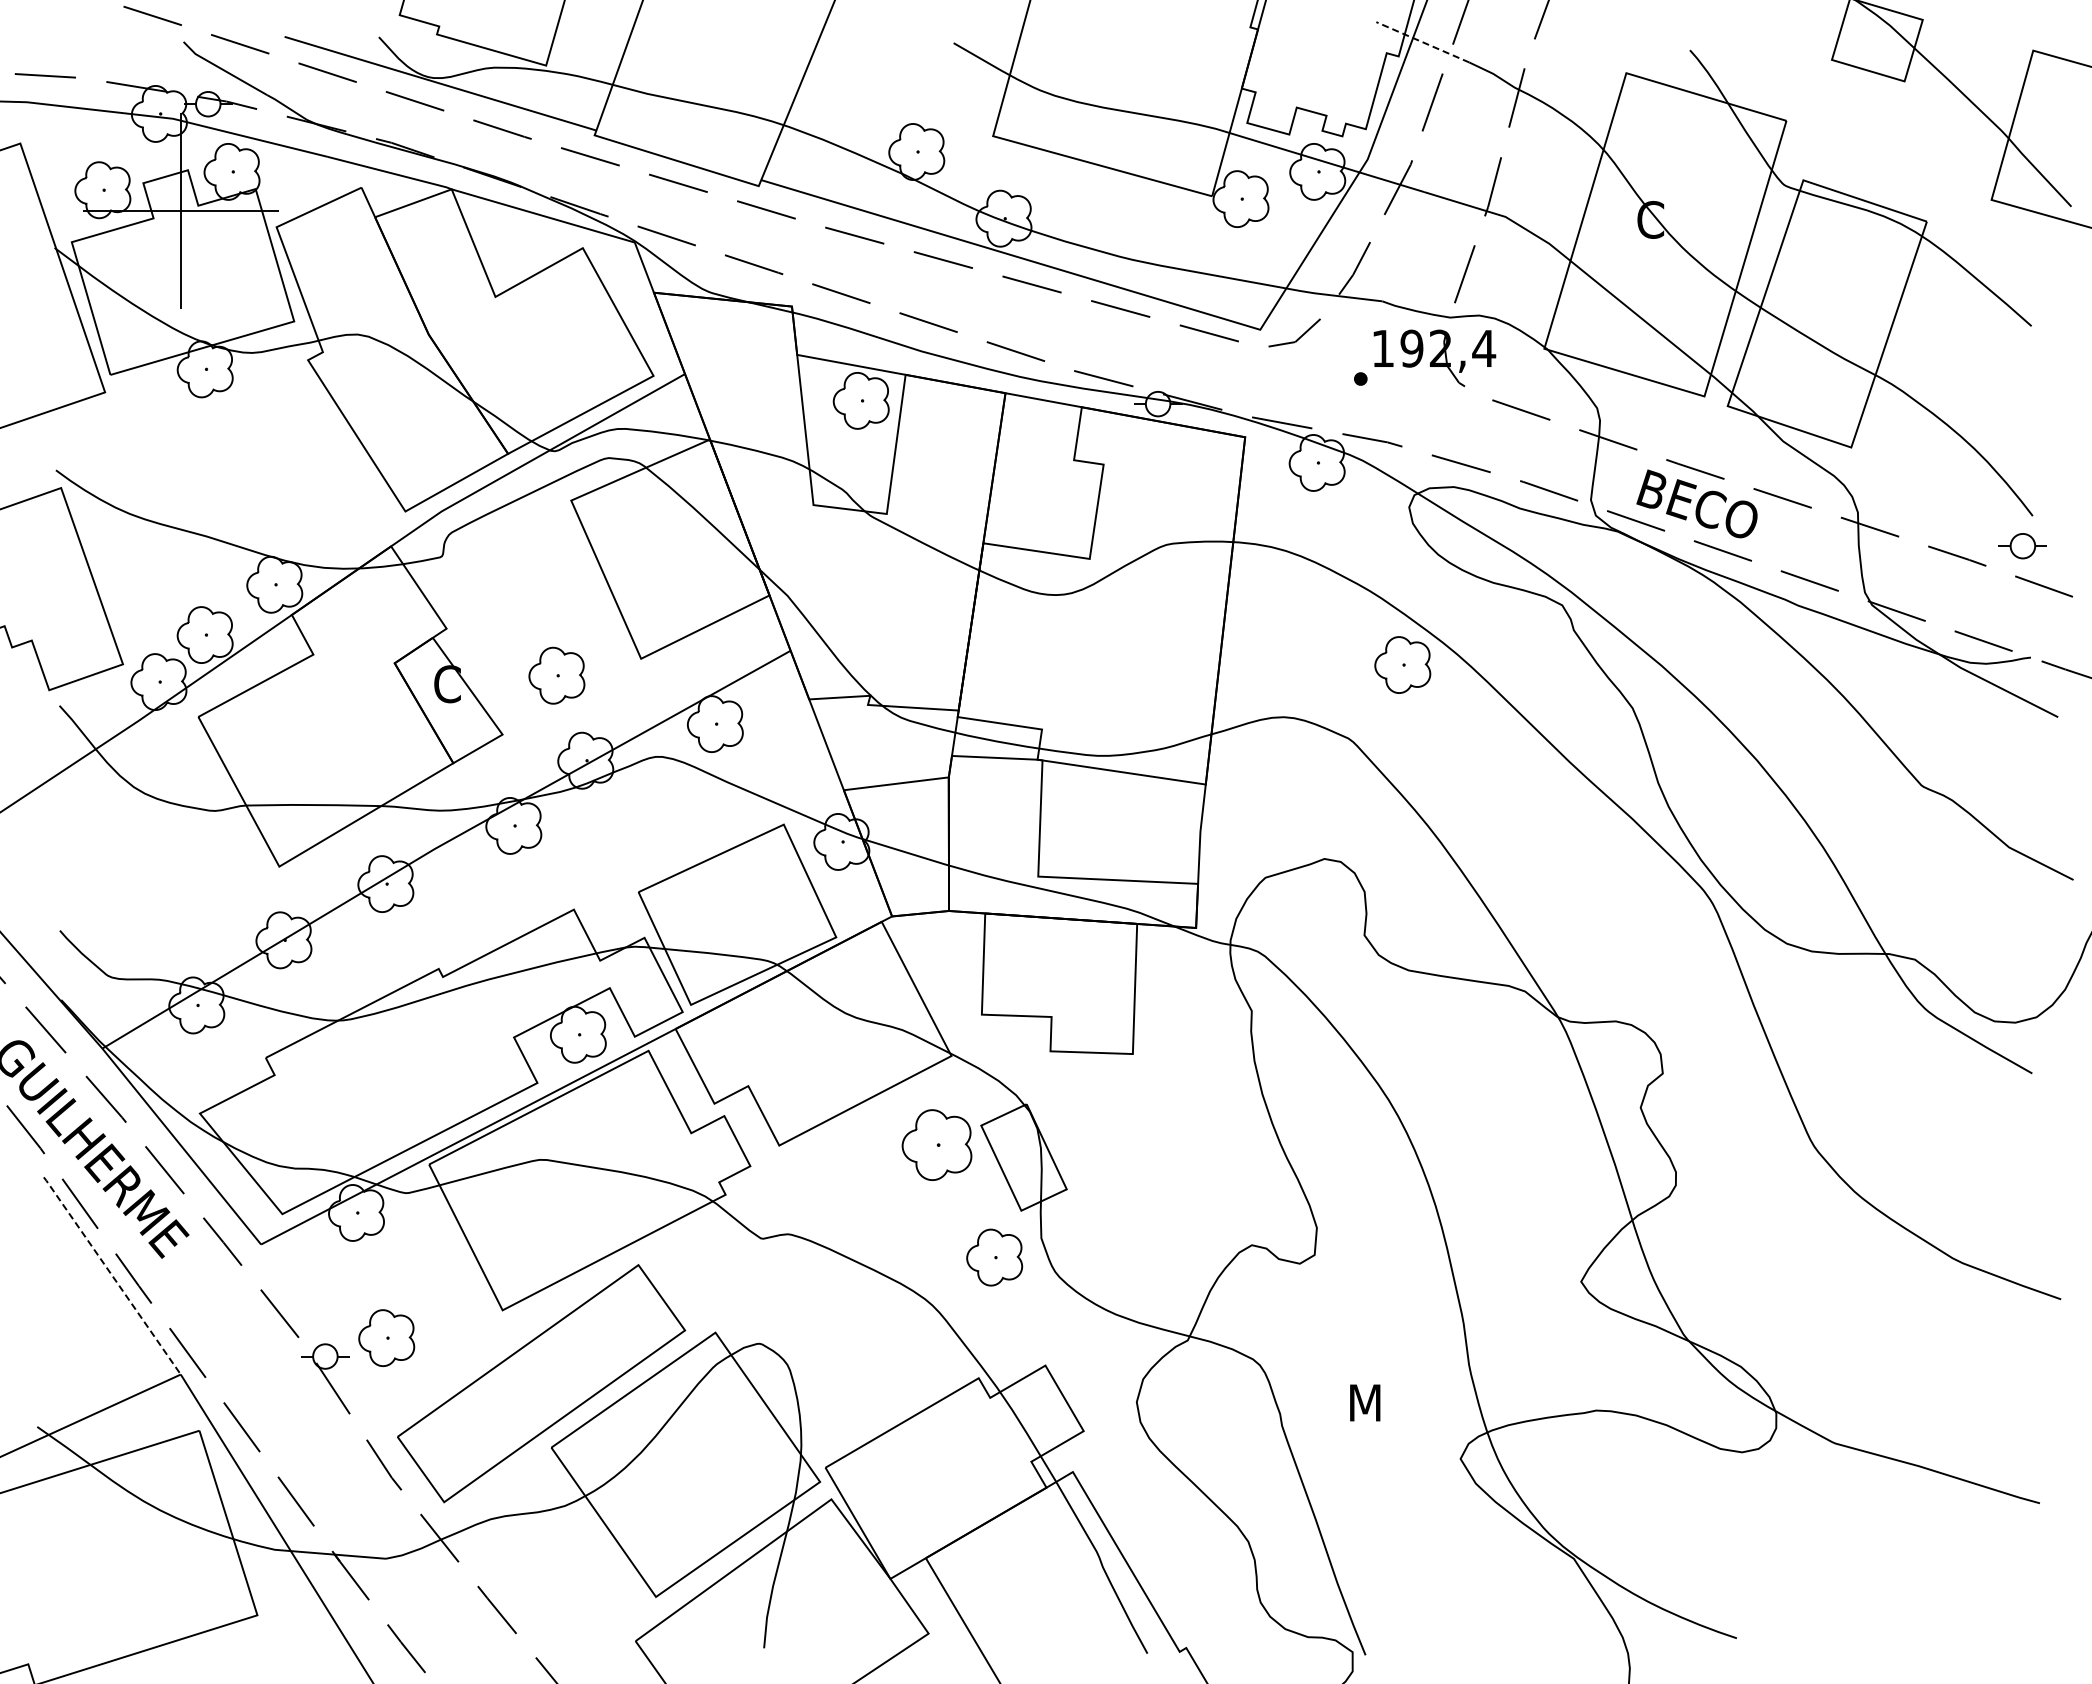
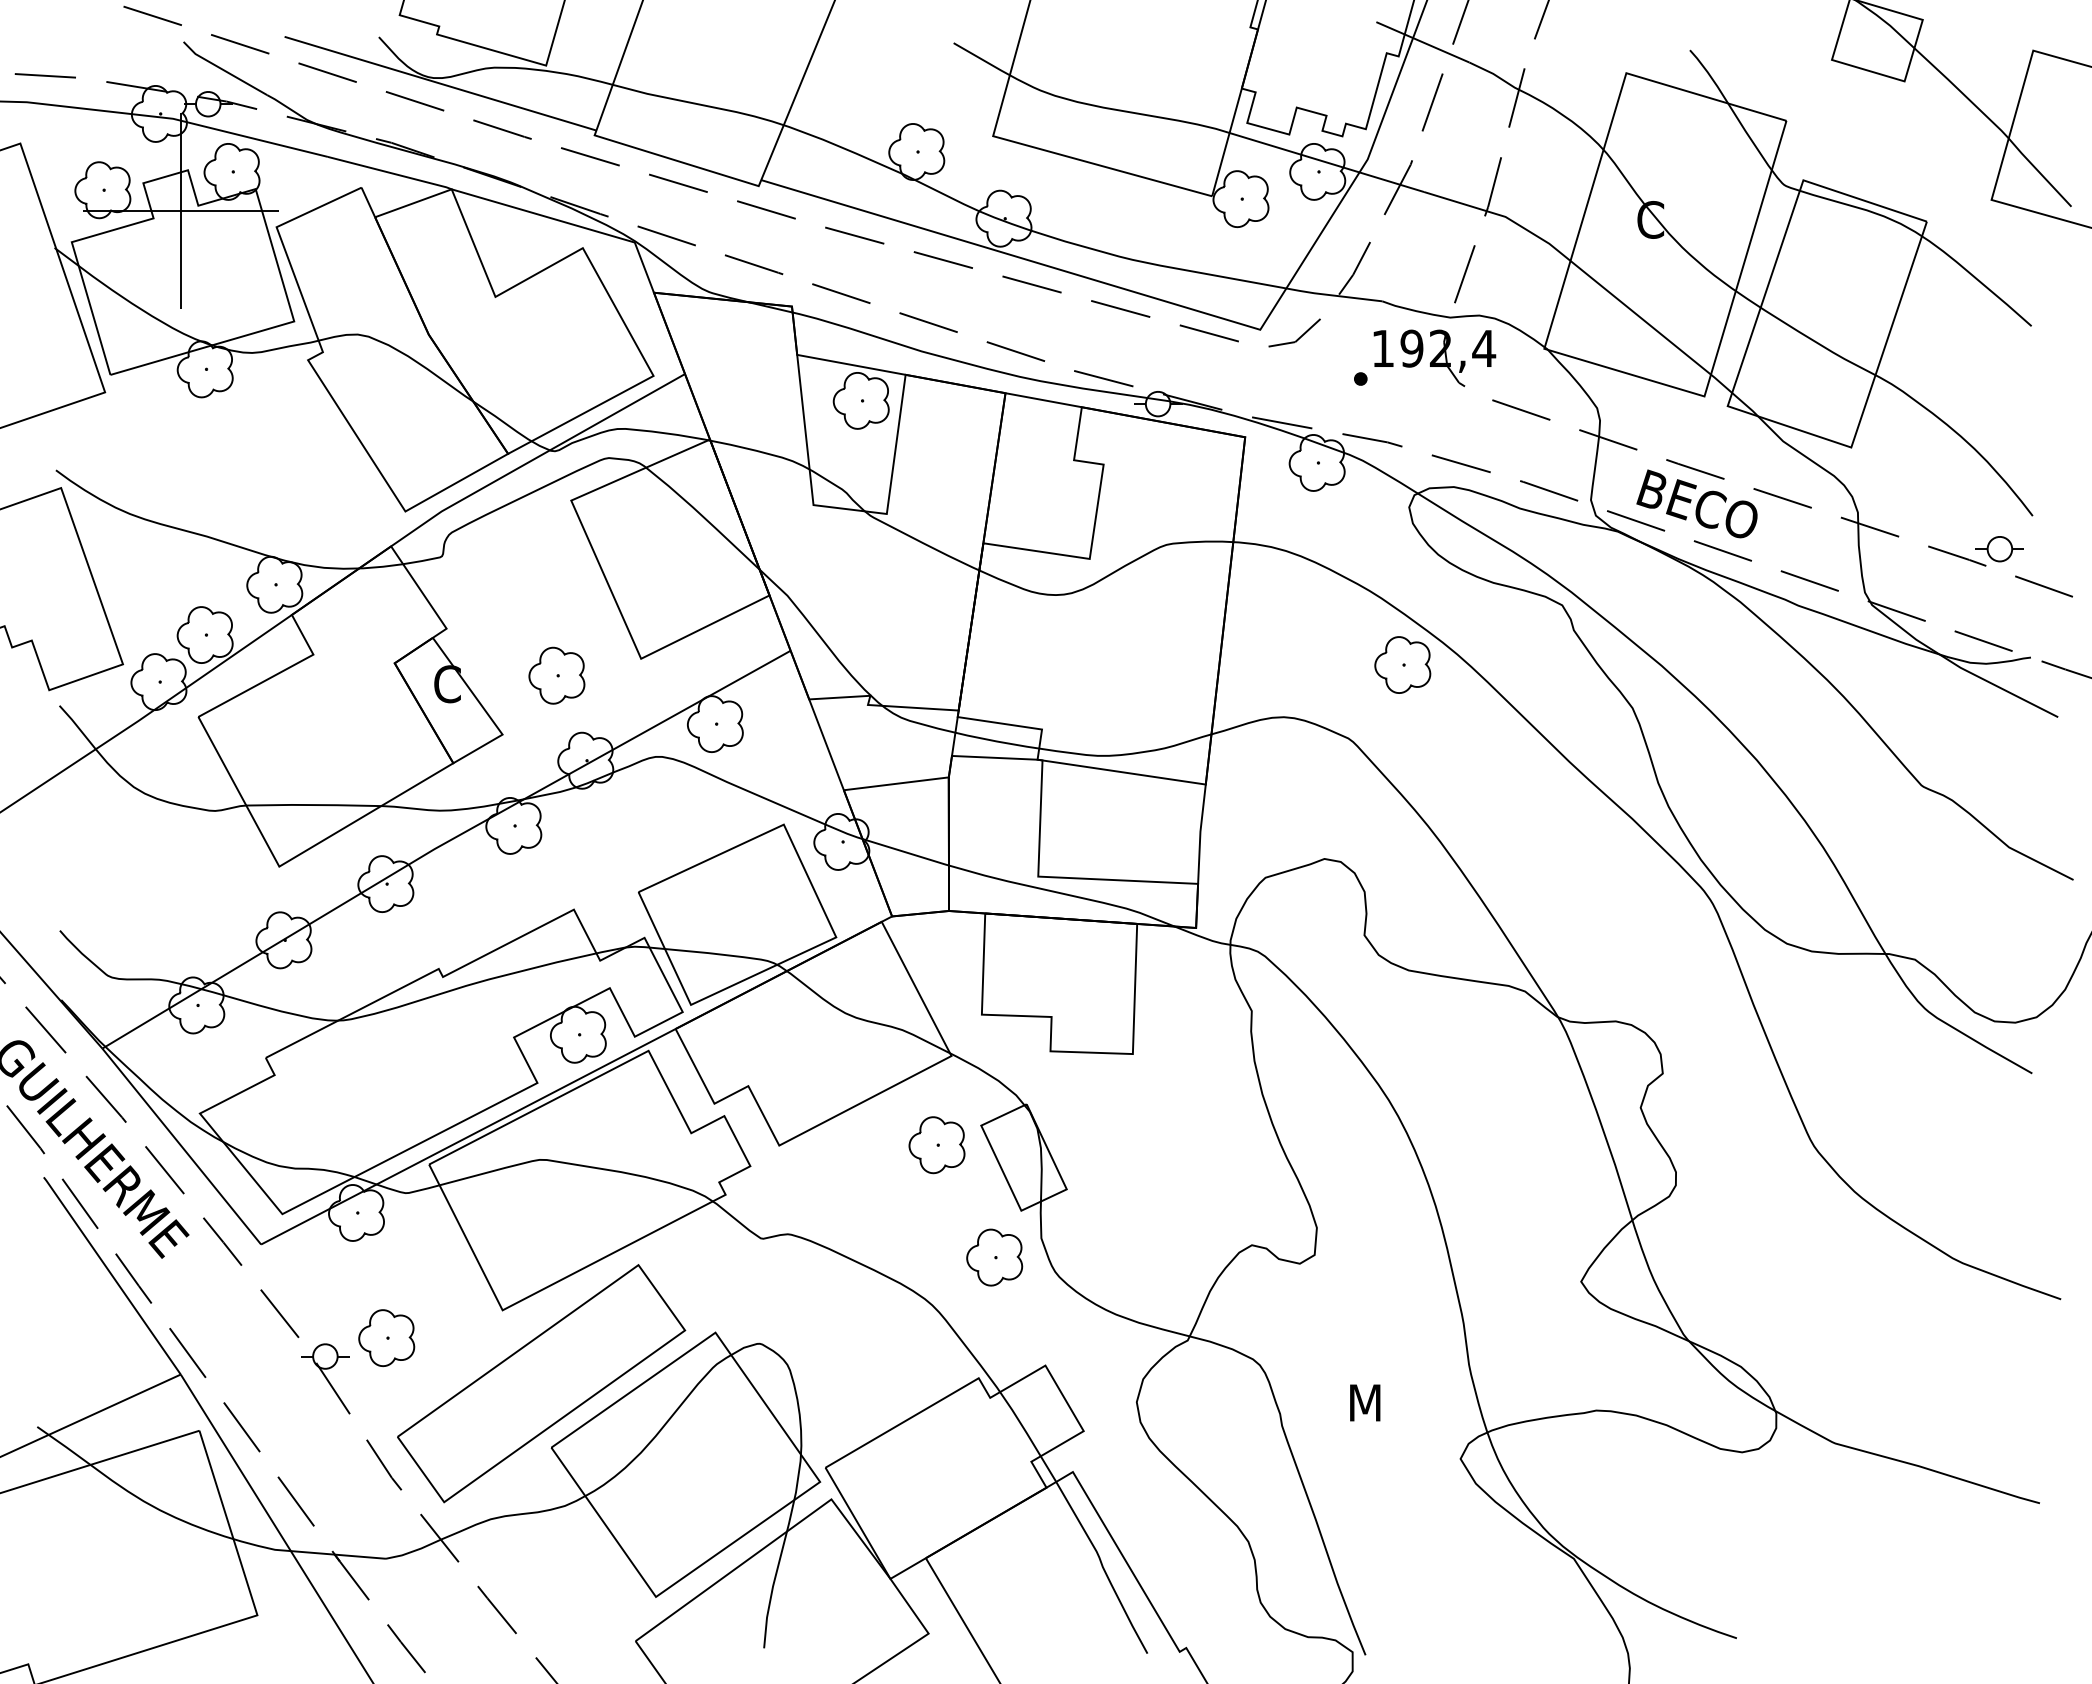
line: dashed -> solid (1422, 42)
part position: (2022, 546) -> (1999, 549) (1999, 549)
part size: 72x73 px -> 58x59 px (936, 1145)
line: dashed -> solid (111, 1275)
